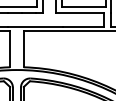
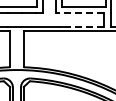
line: solid -> dashed (79, 13)
line: solid -> dashed (83, 26)
